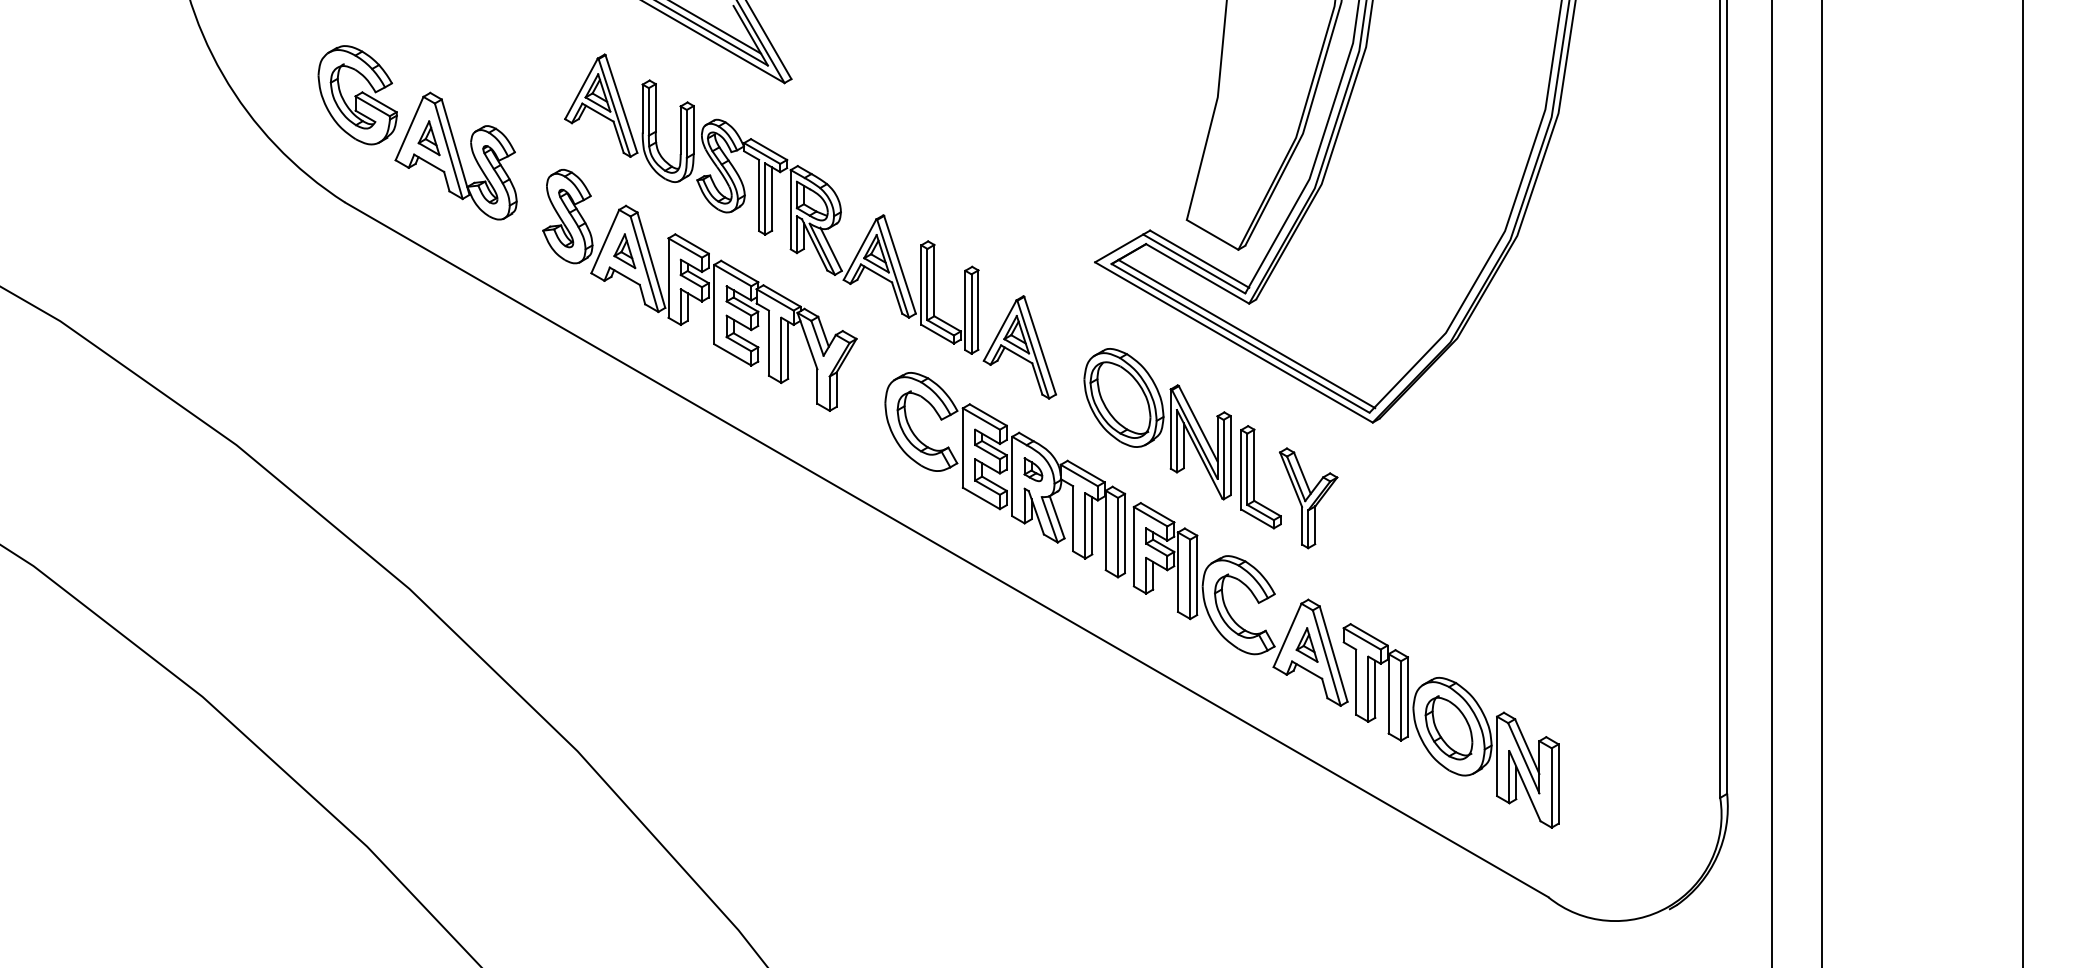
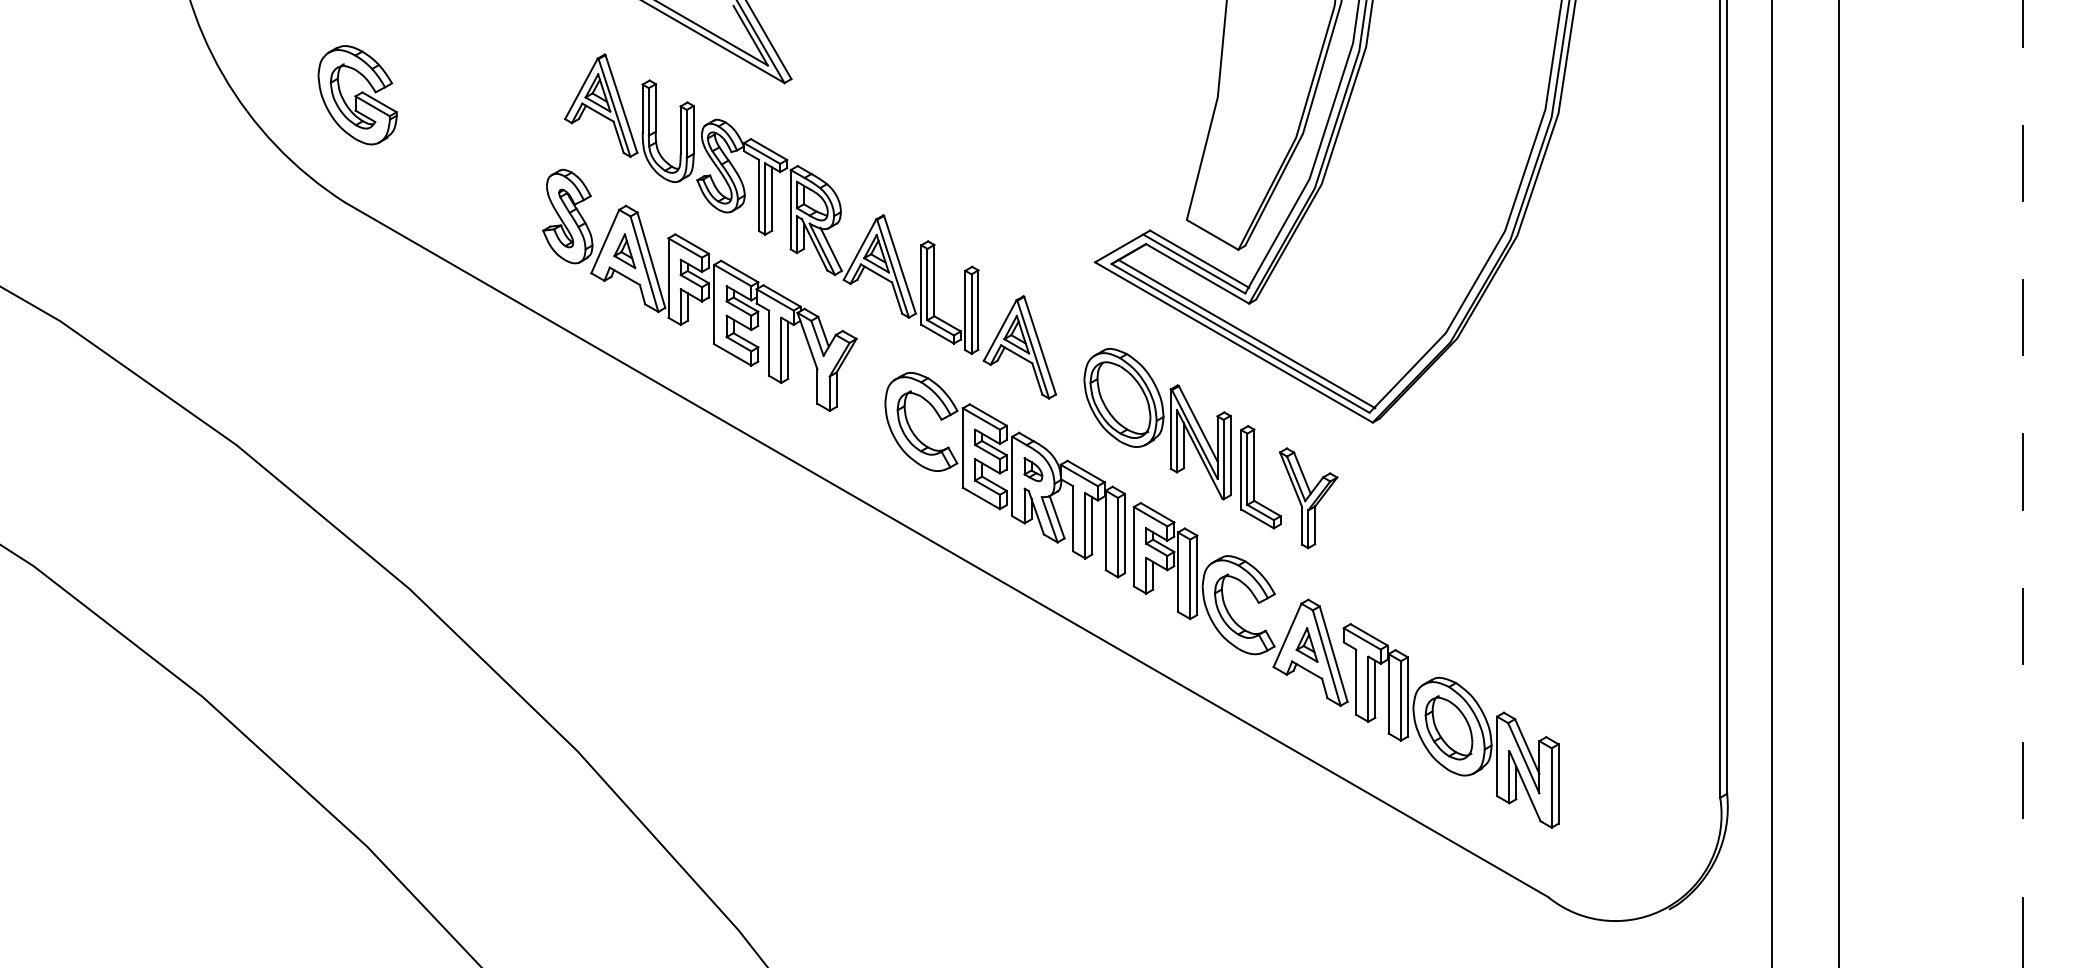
line: present -> none (716, 27)
part: present -> none (455, 155)
line position: (1821, 483) -> (1838, 483) (1838, 483)
line: solid -> dashed (2023, 484)
